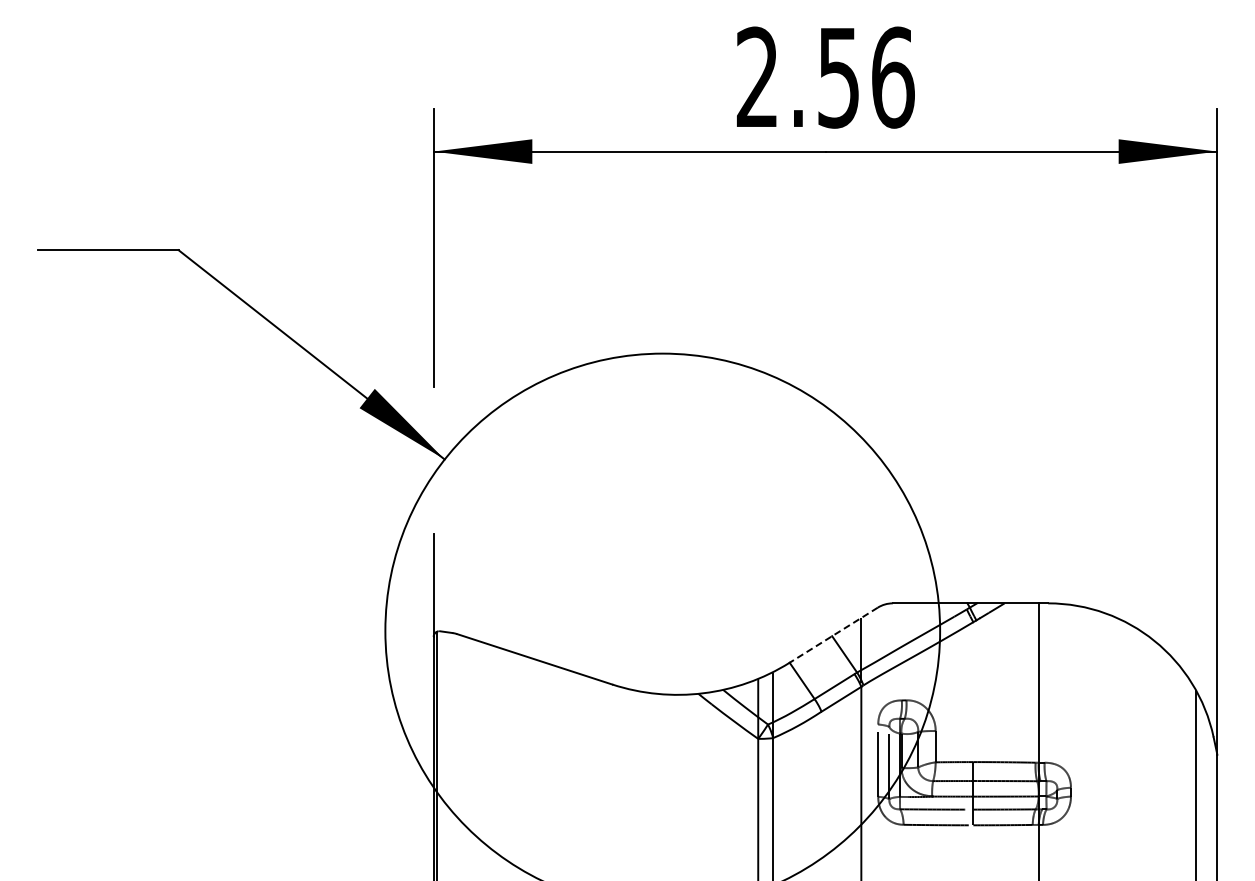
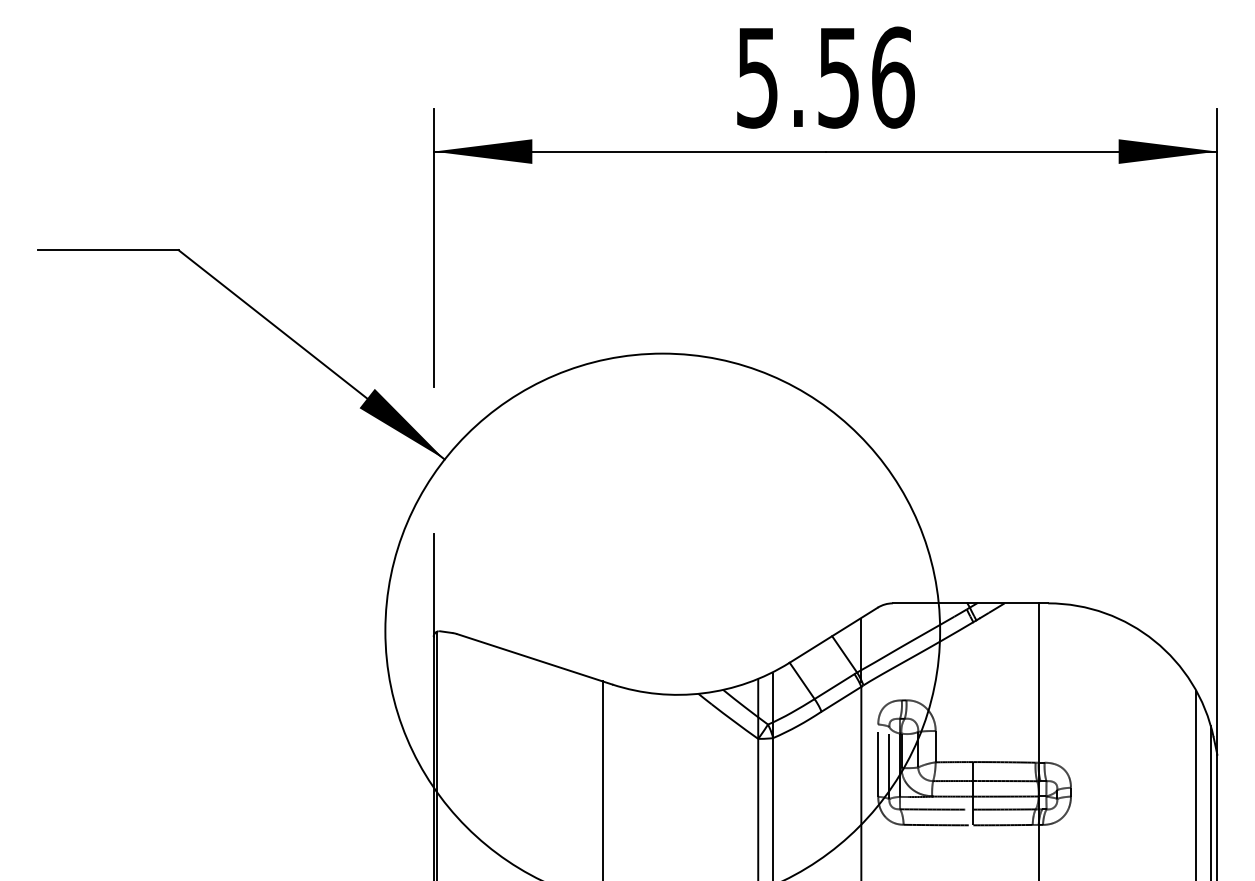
text: 2.56 -> 5.56 (757, 77)
line: dashed -> solid (833, 635)
line: none -> present (602, 779)
line: none -> present (1210, 801)
